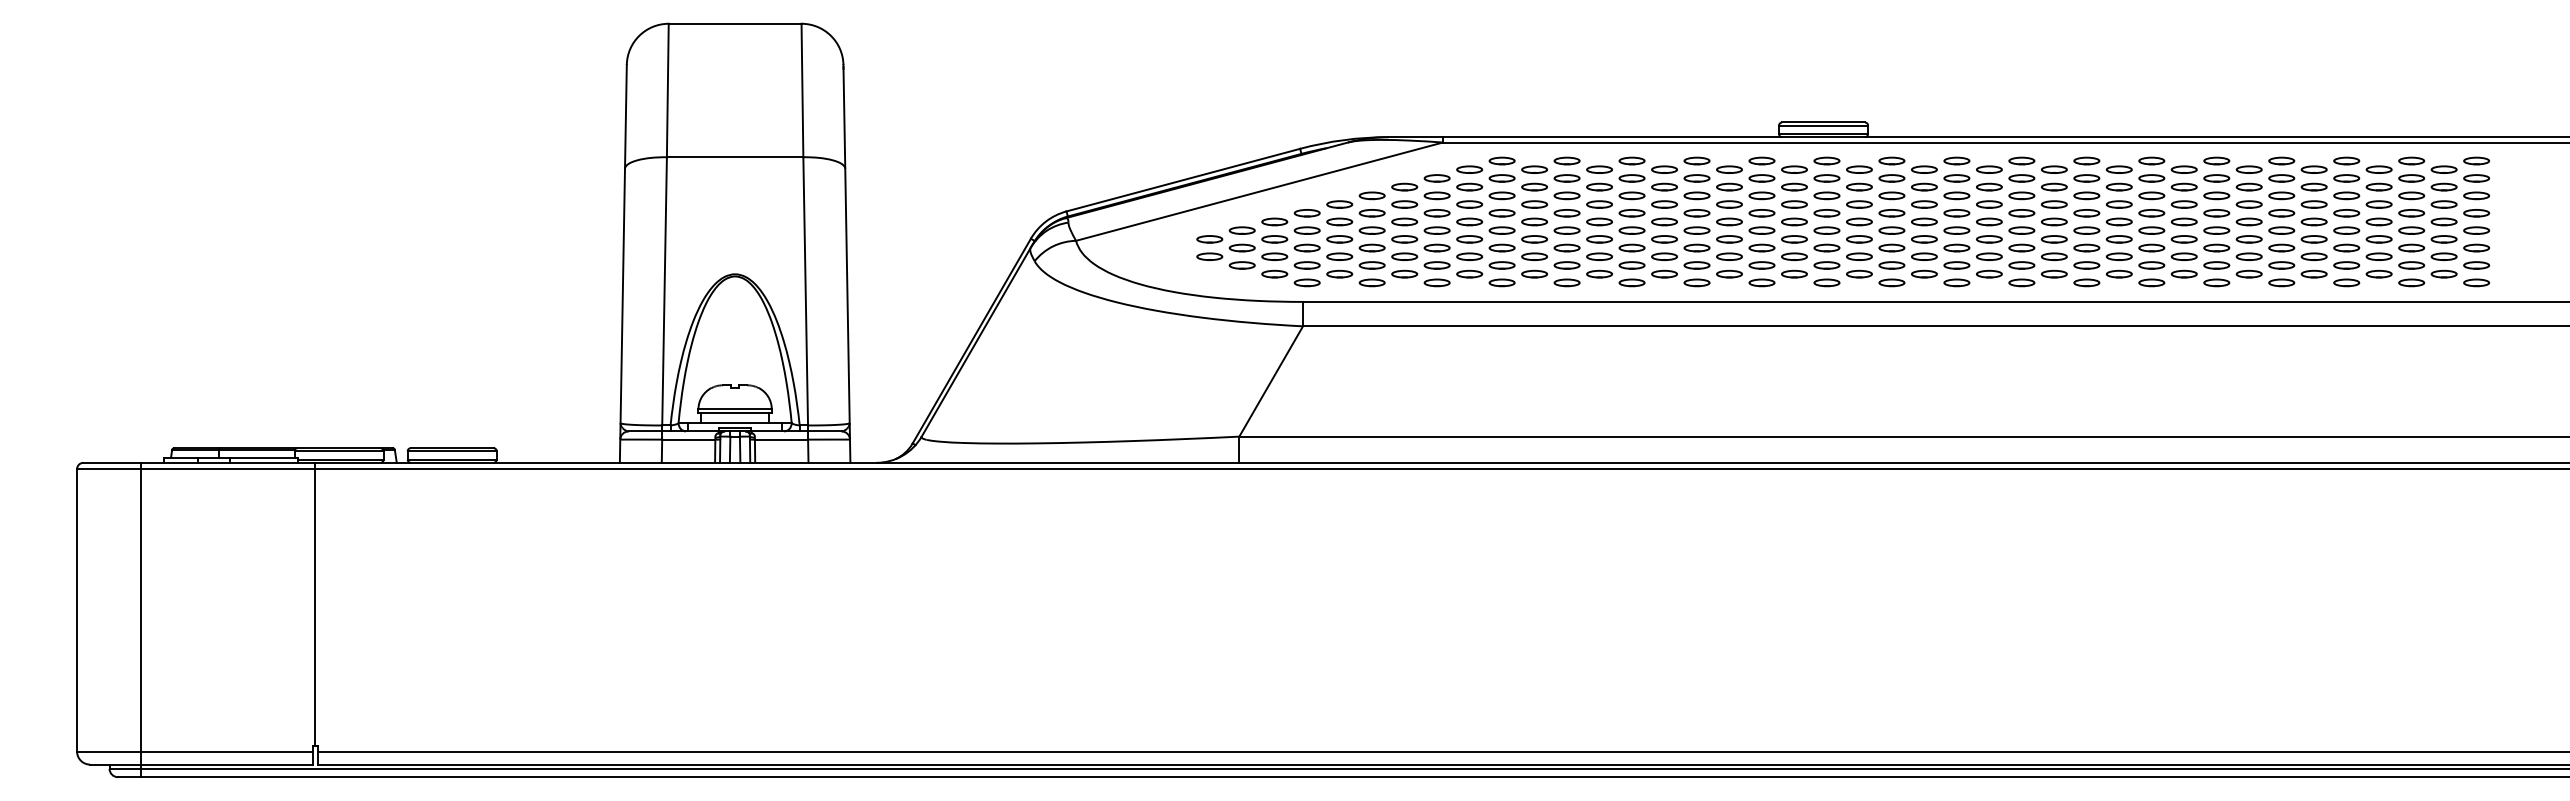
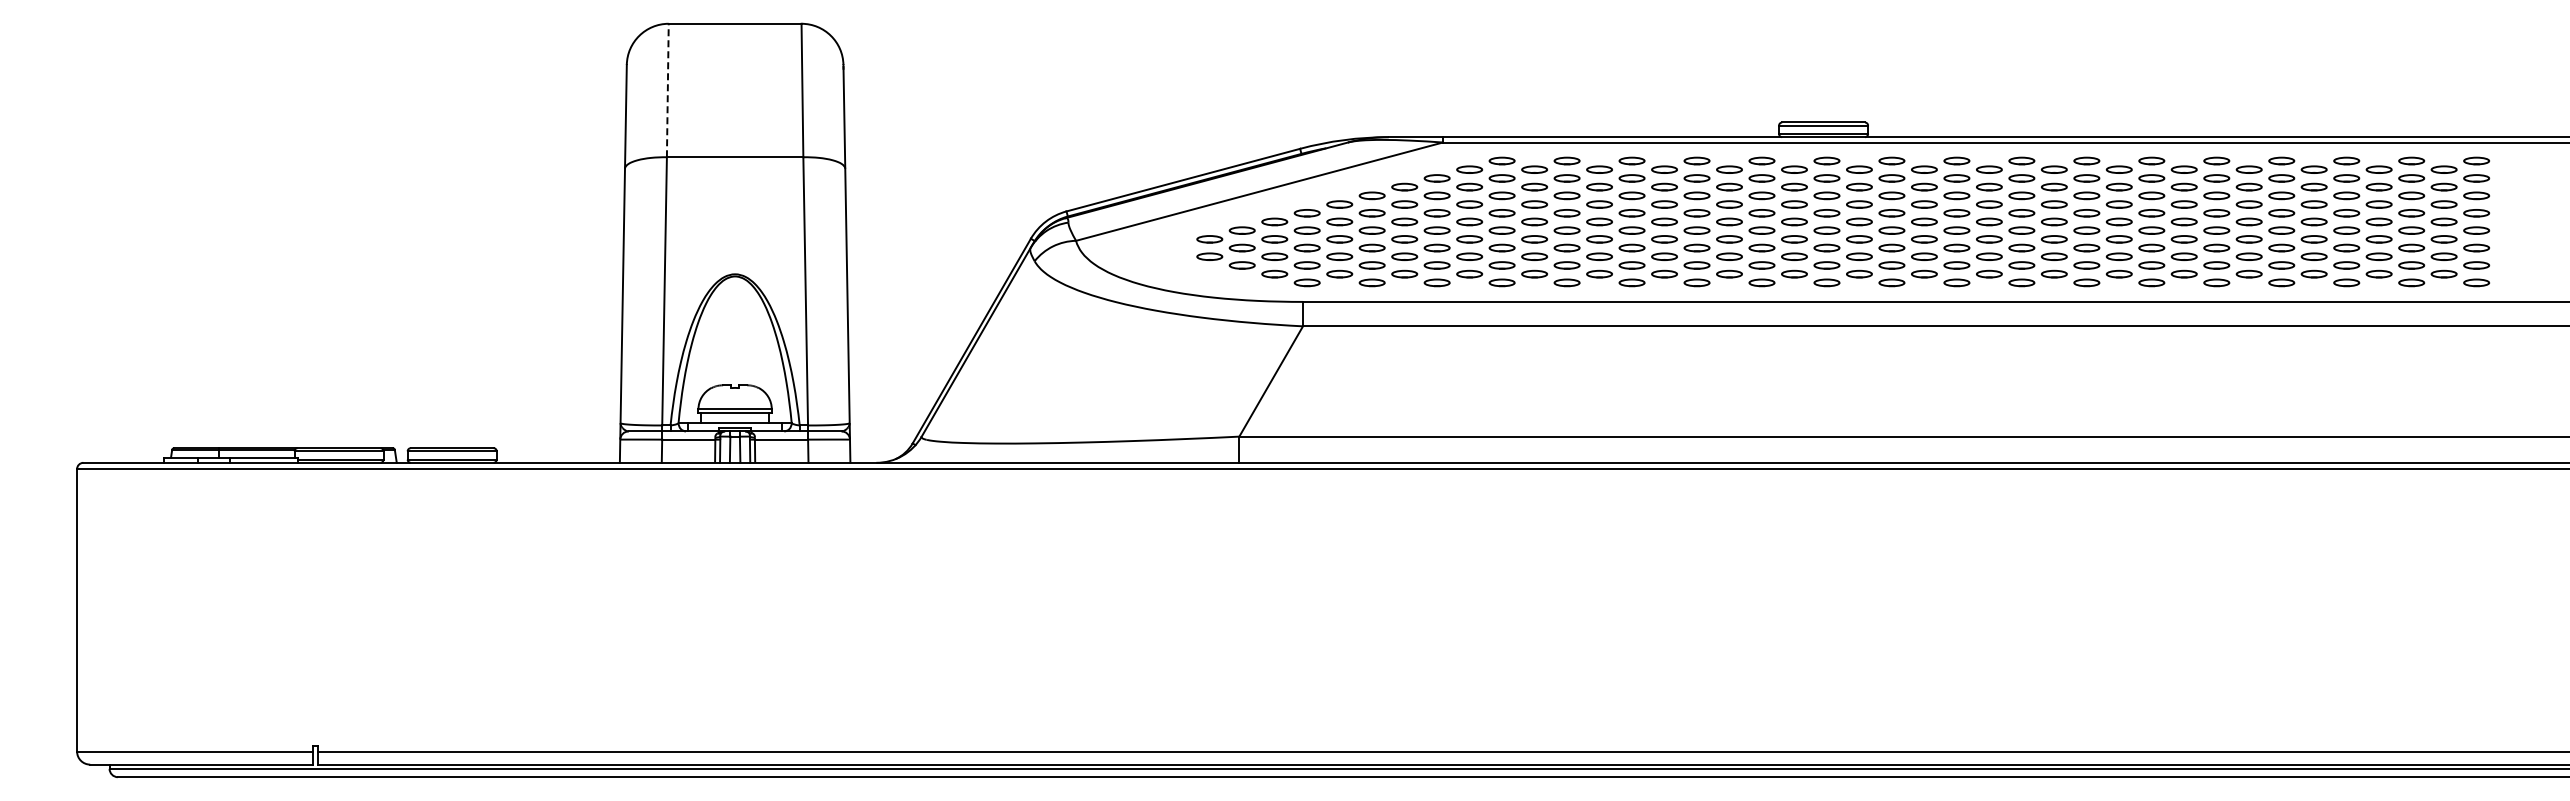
line: solid -> dashed (667, 90)
line: present -> none (315, 604)
line: present -> none (141, 619)
